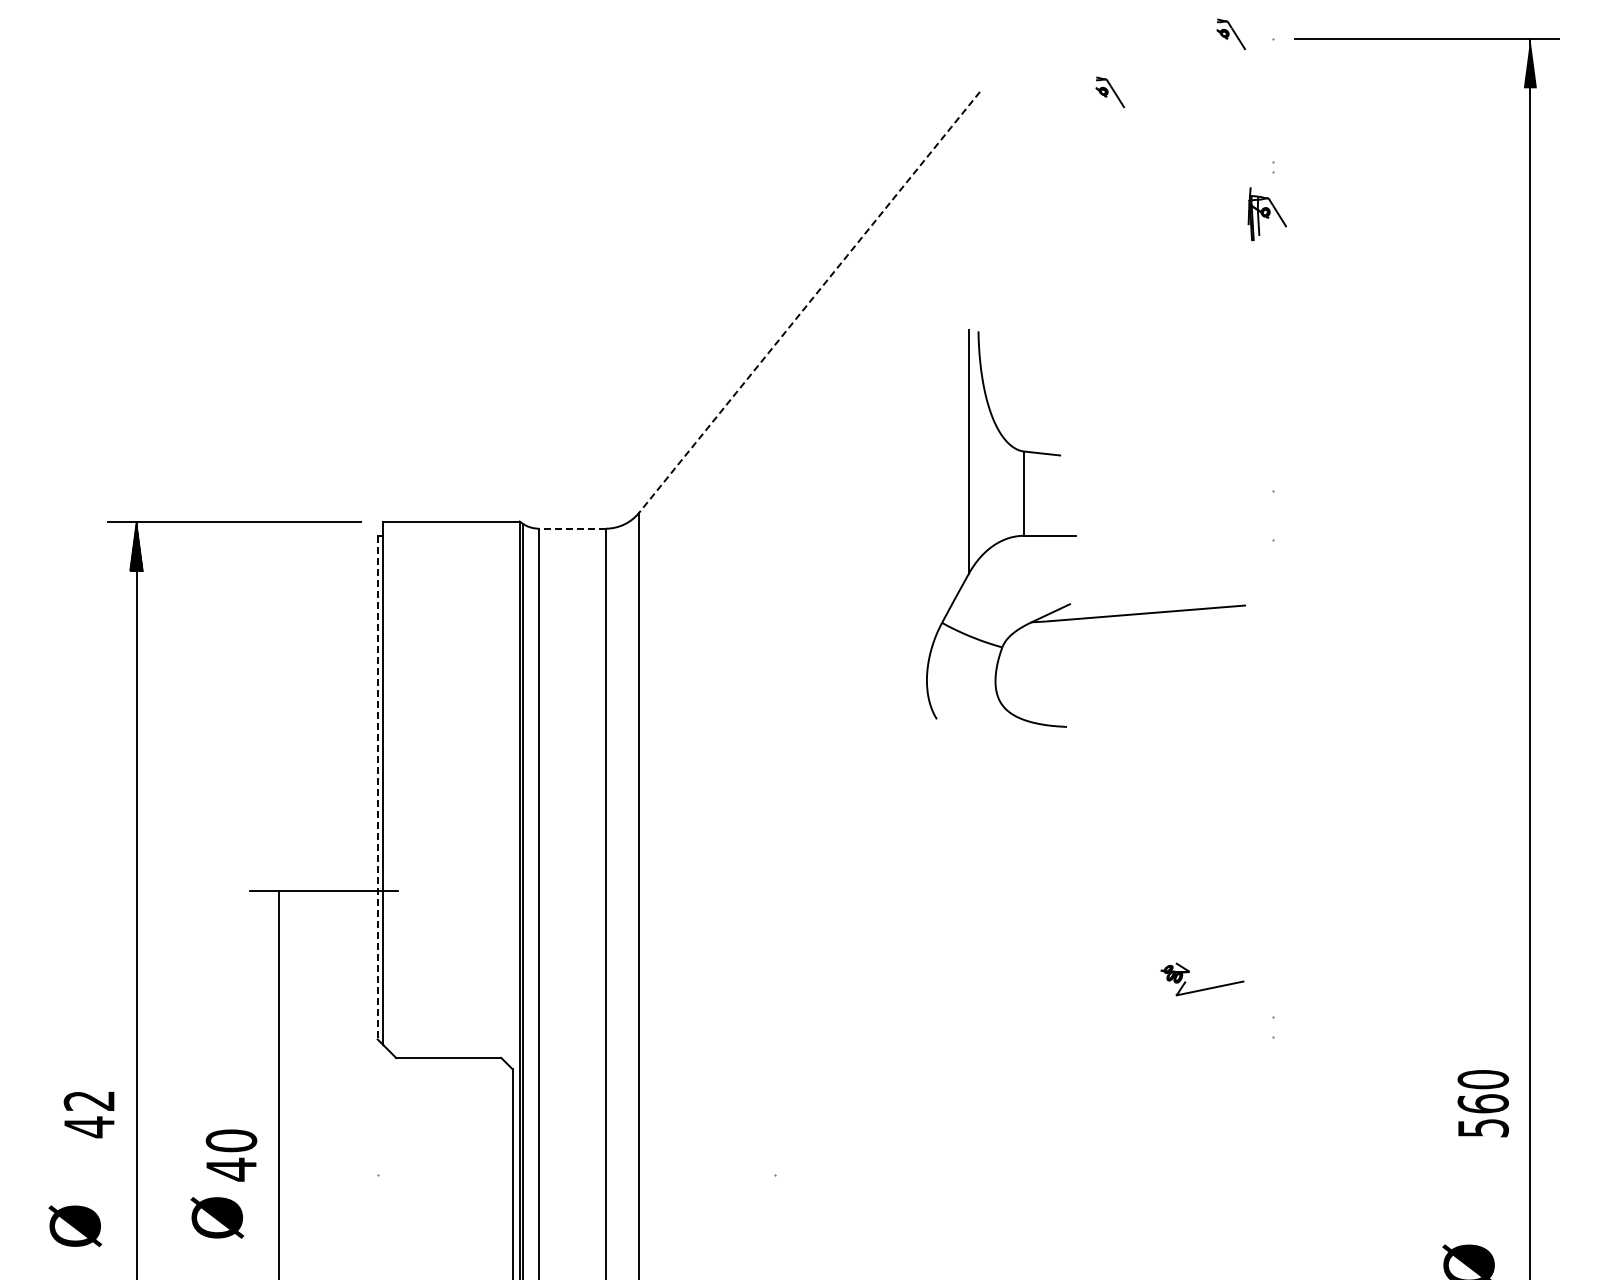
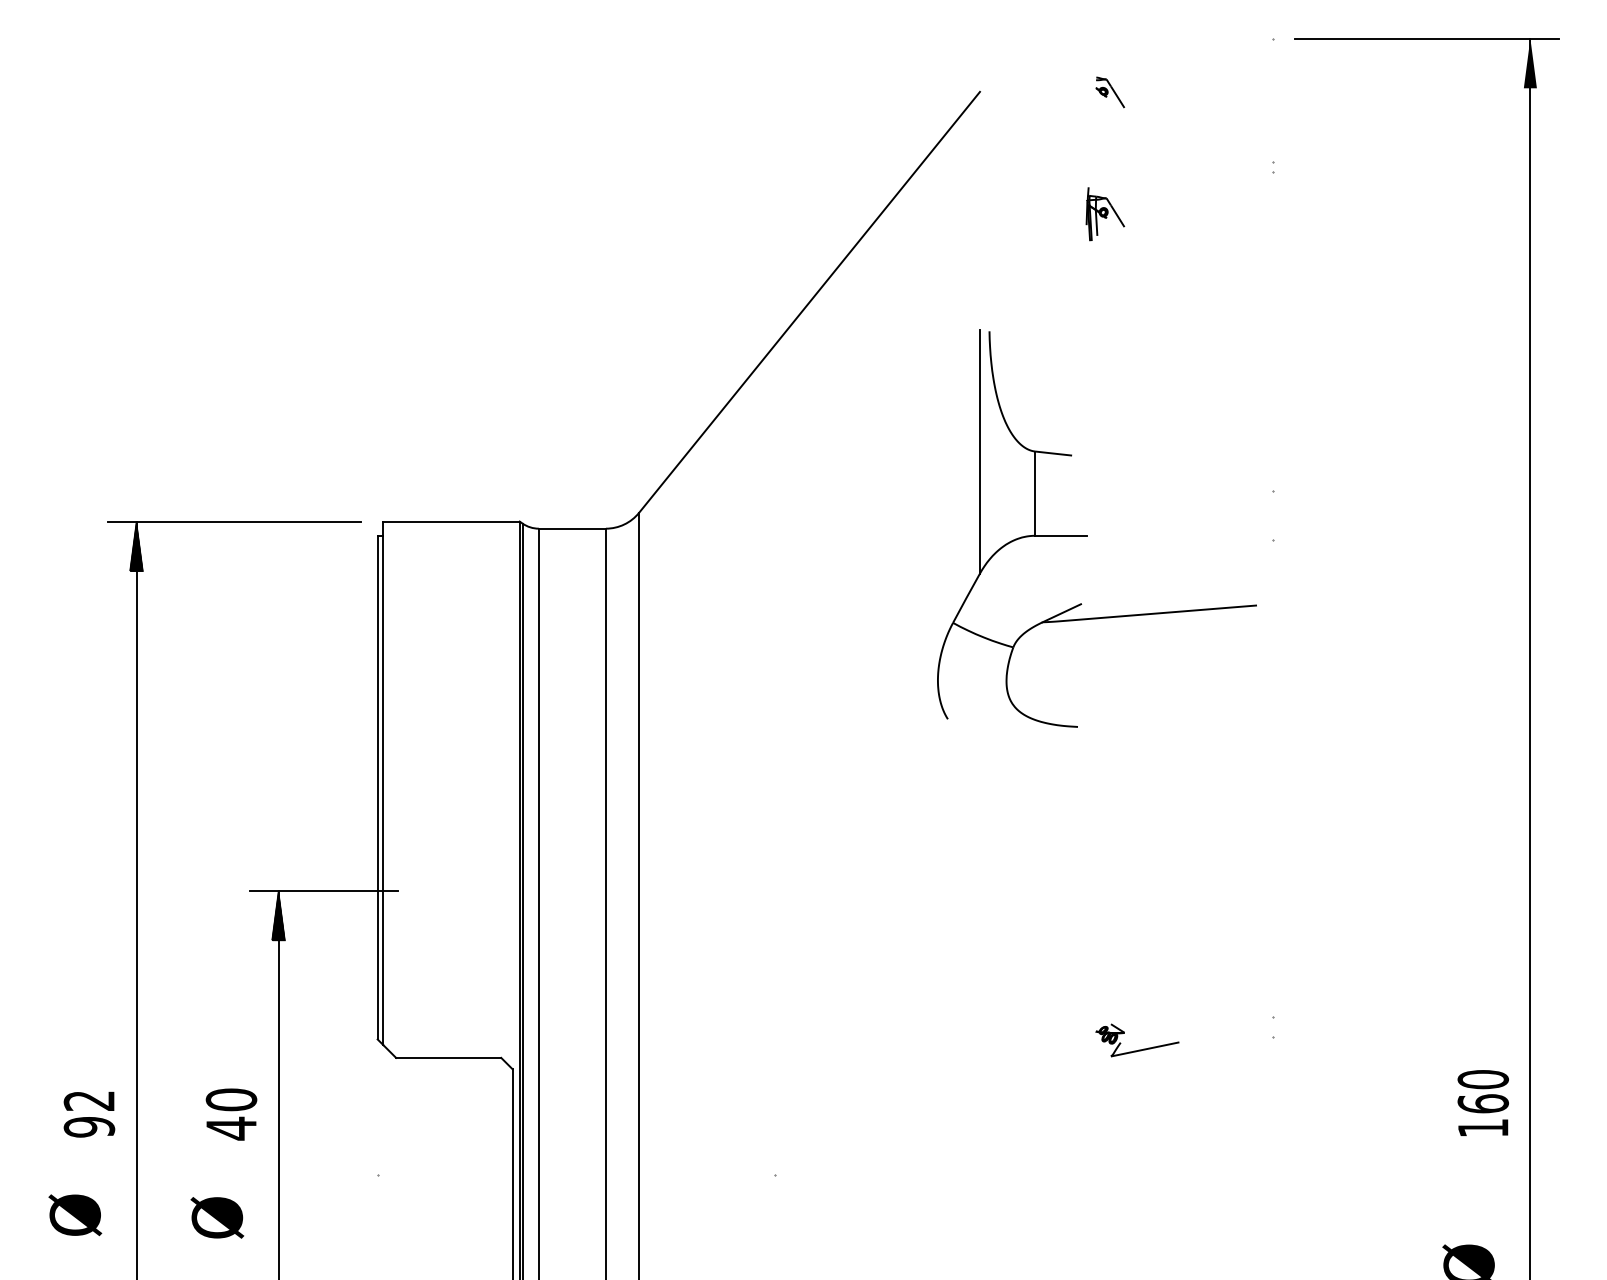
part: present -> none (1231, 34)
part position: (1267, 214) -> (1105, 214) (1105, 214)
line: dashed -> solid (809, 302)
line: dashed -> solid (572, 528)
part position: (1076, 535) -> (1087, 535) (1087, 535)
line: dashed -> solid (377, 787)
hatch: none -> present (278, 915)
part position: (1203, 988) -> (1138, 1049) (1138, 1049)
text: 42 -> 92 (89, 1127)
text: 560 -> 160 (1483, 1128)
text position: (231, 1155) -> (231, 1114) (231, 1114)
text position: (75, 1226) -> (75, 1215) (75, 1215)
